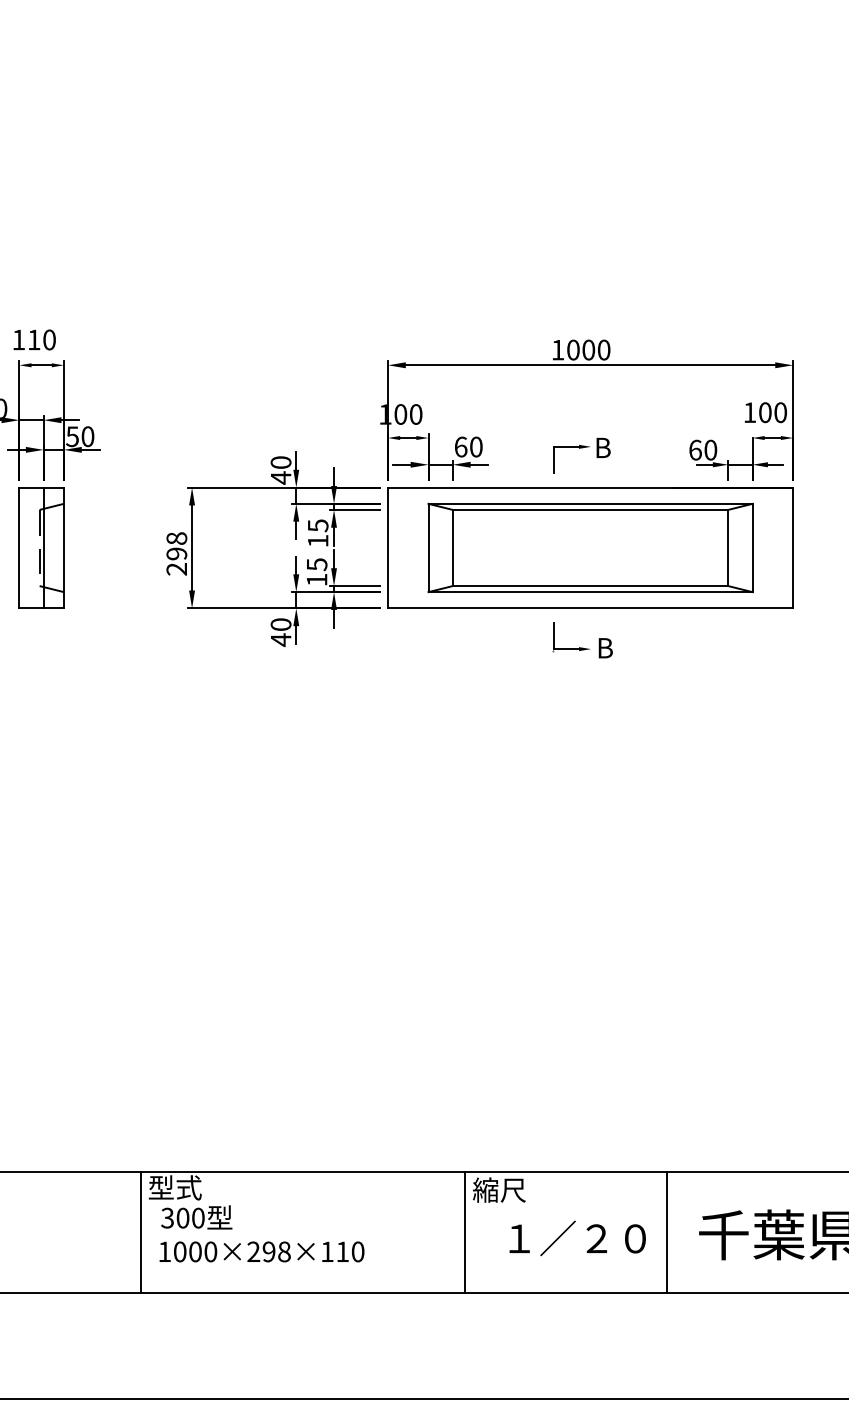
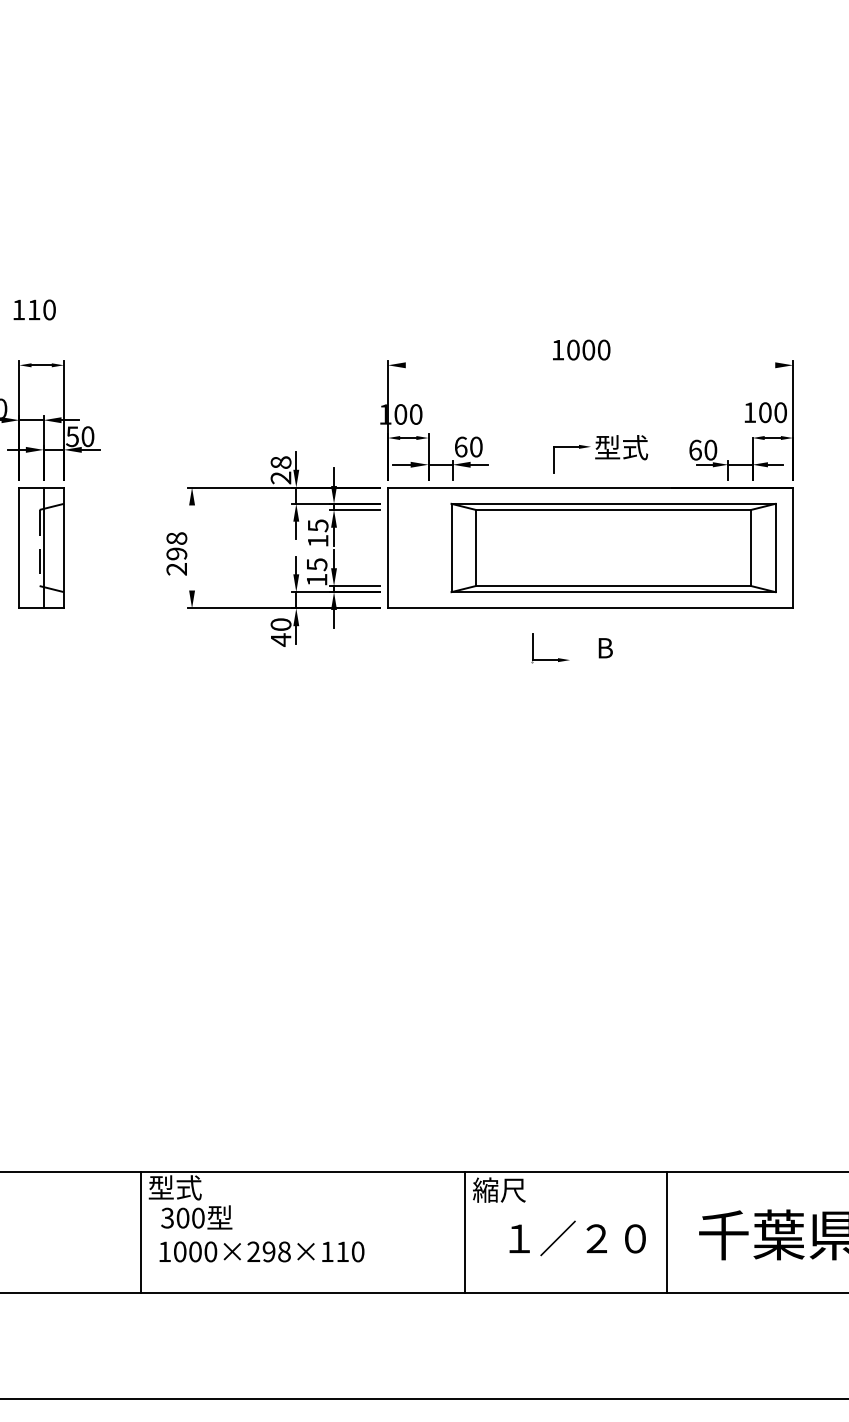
text position: (34, 339) -> (34, 309) (34, 309)
line: present -> none (590, 365)
text: B -> 型式 (621, 447)
text: 40 -> 28 (280, 470)
line: present -> none (192, 547)
part position: (590, 547) -> (613, 547) (613, 547)
part position: (571, 648) -> (550, 659) (550, 659)
